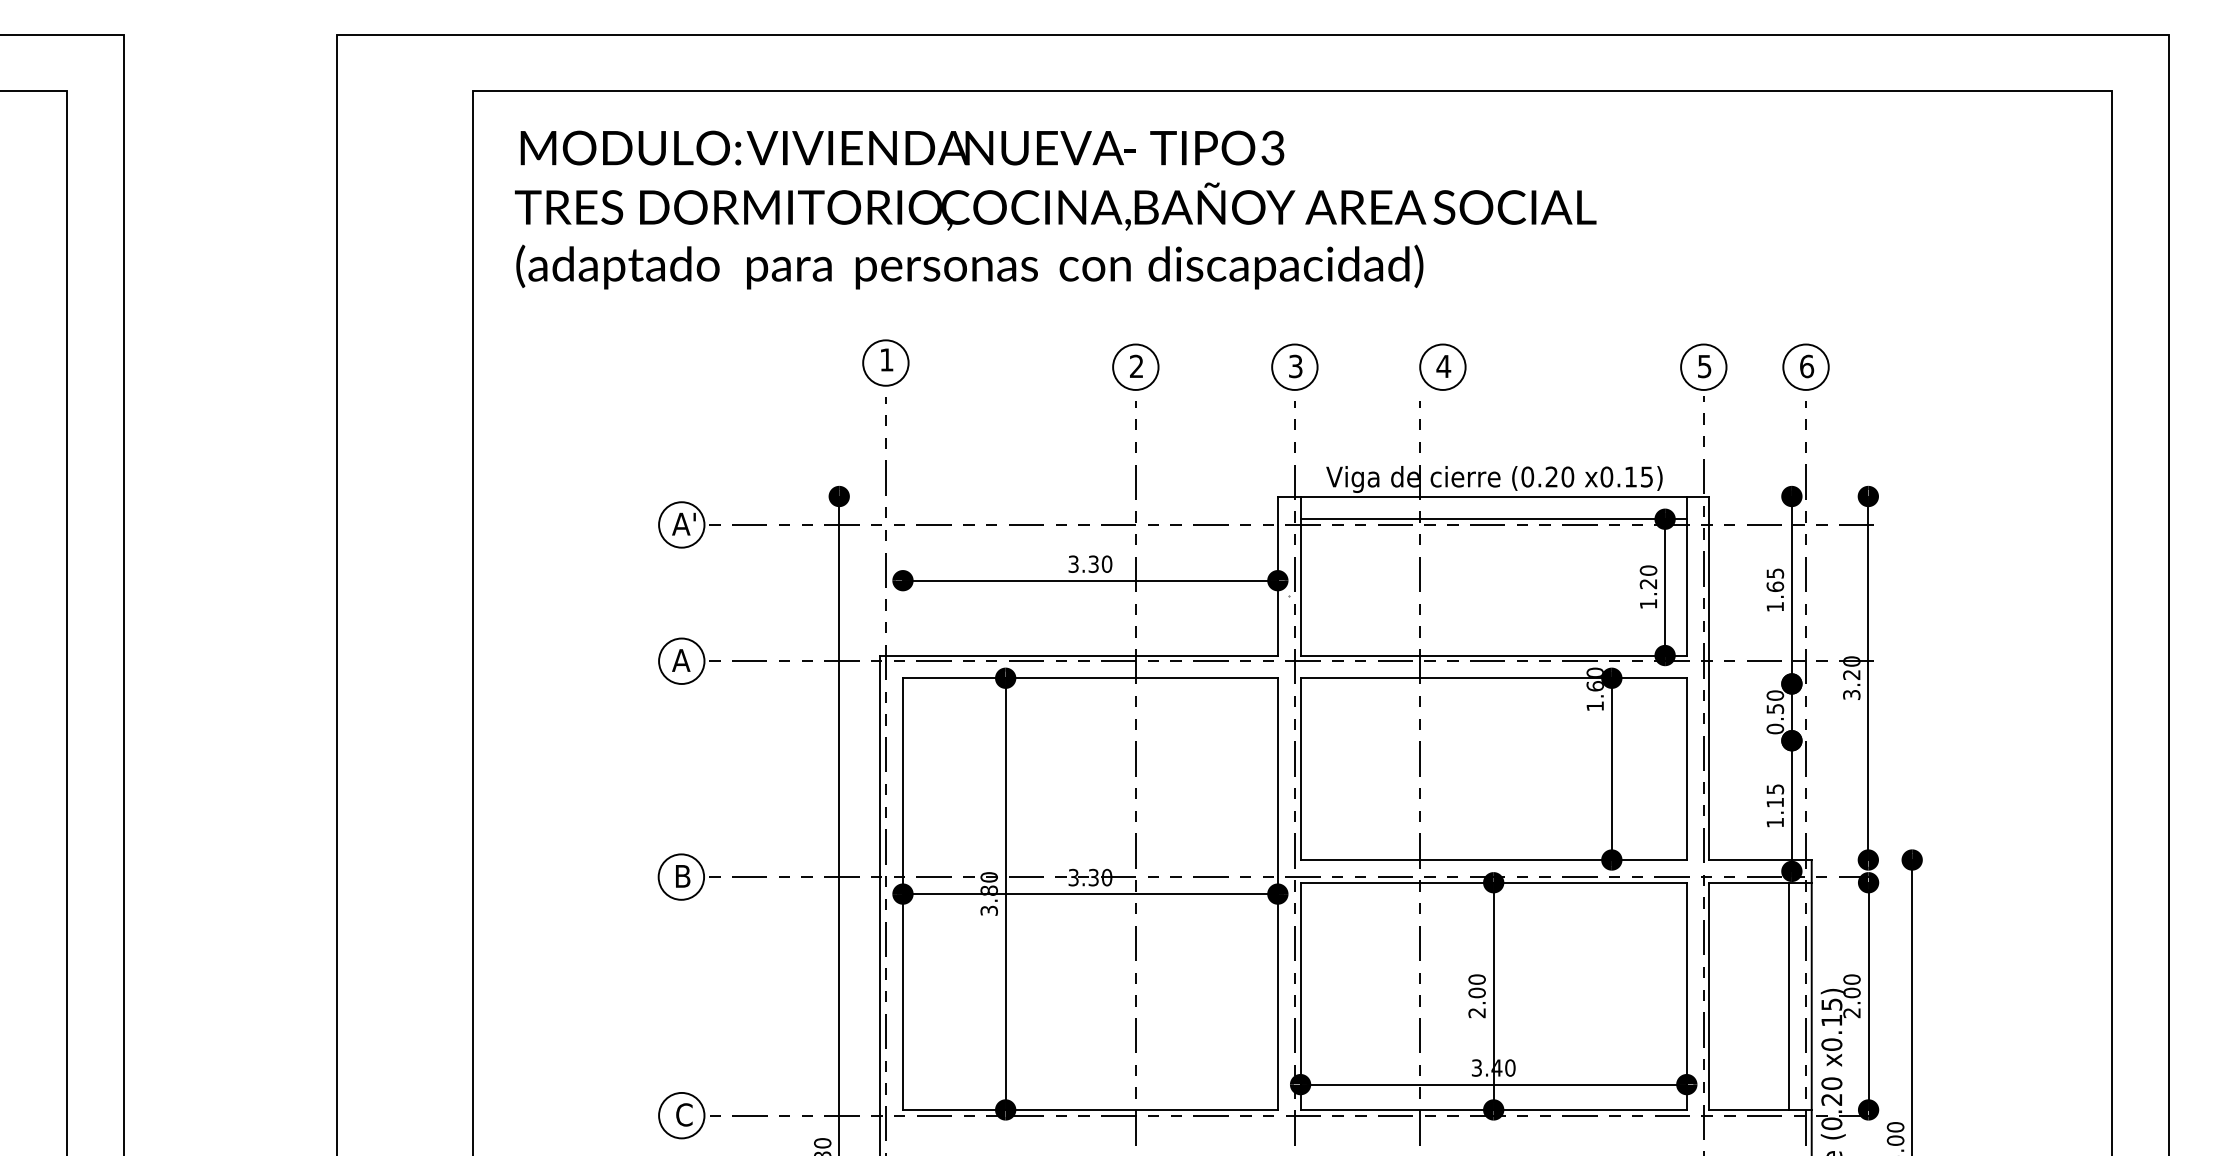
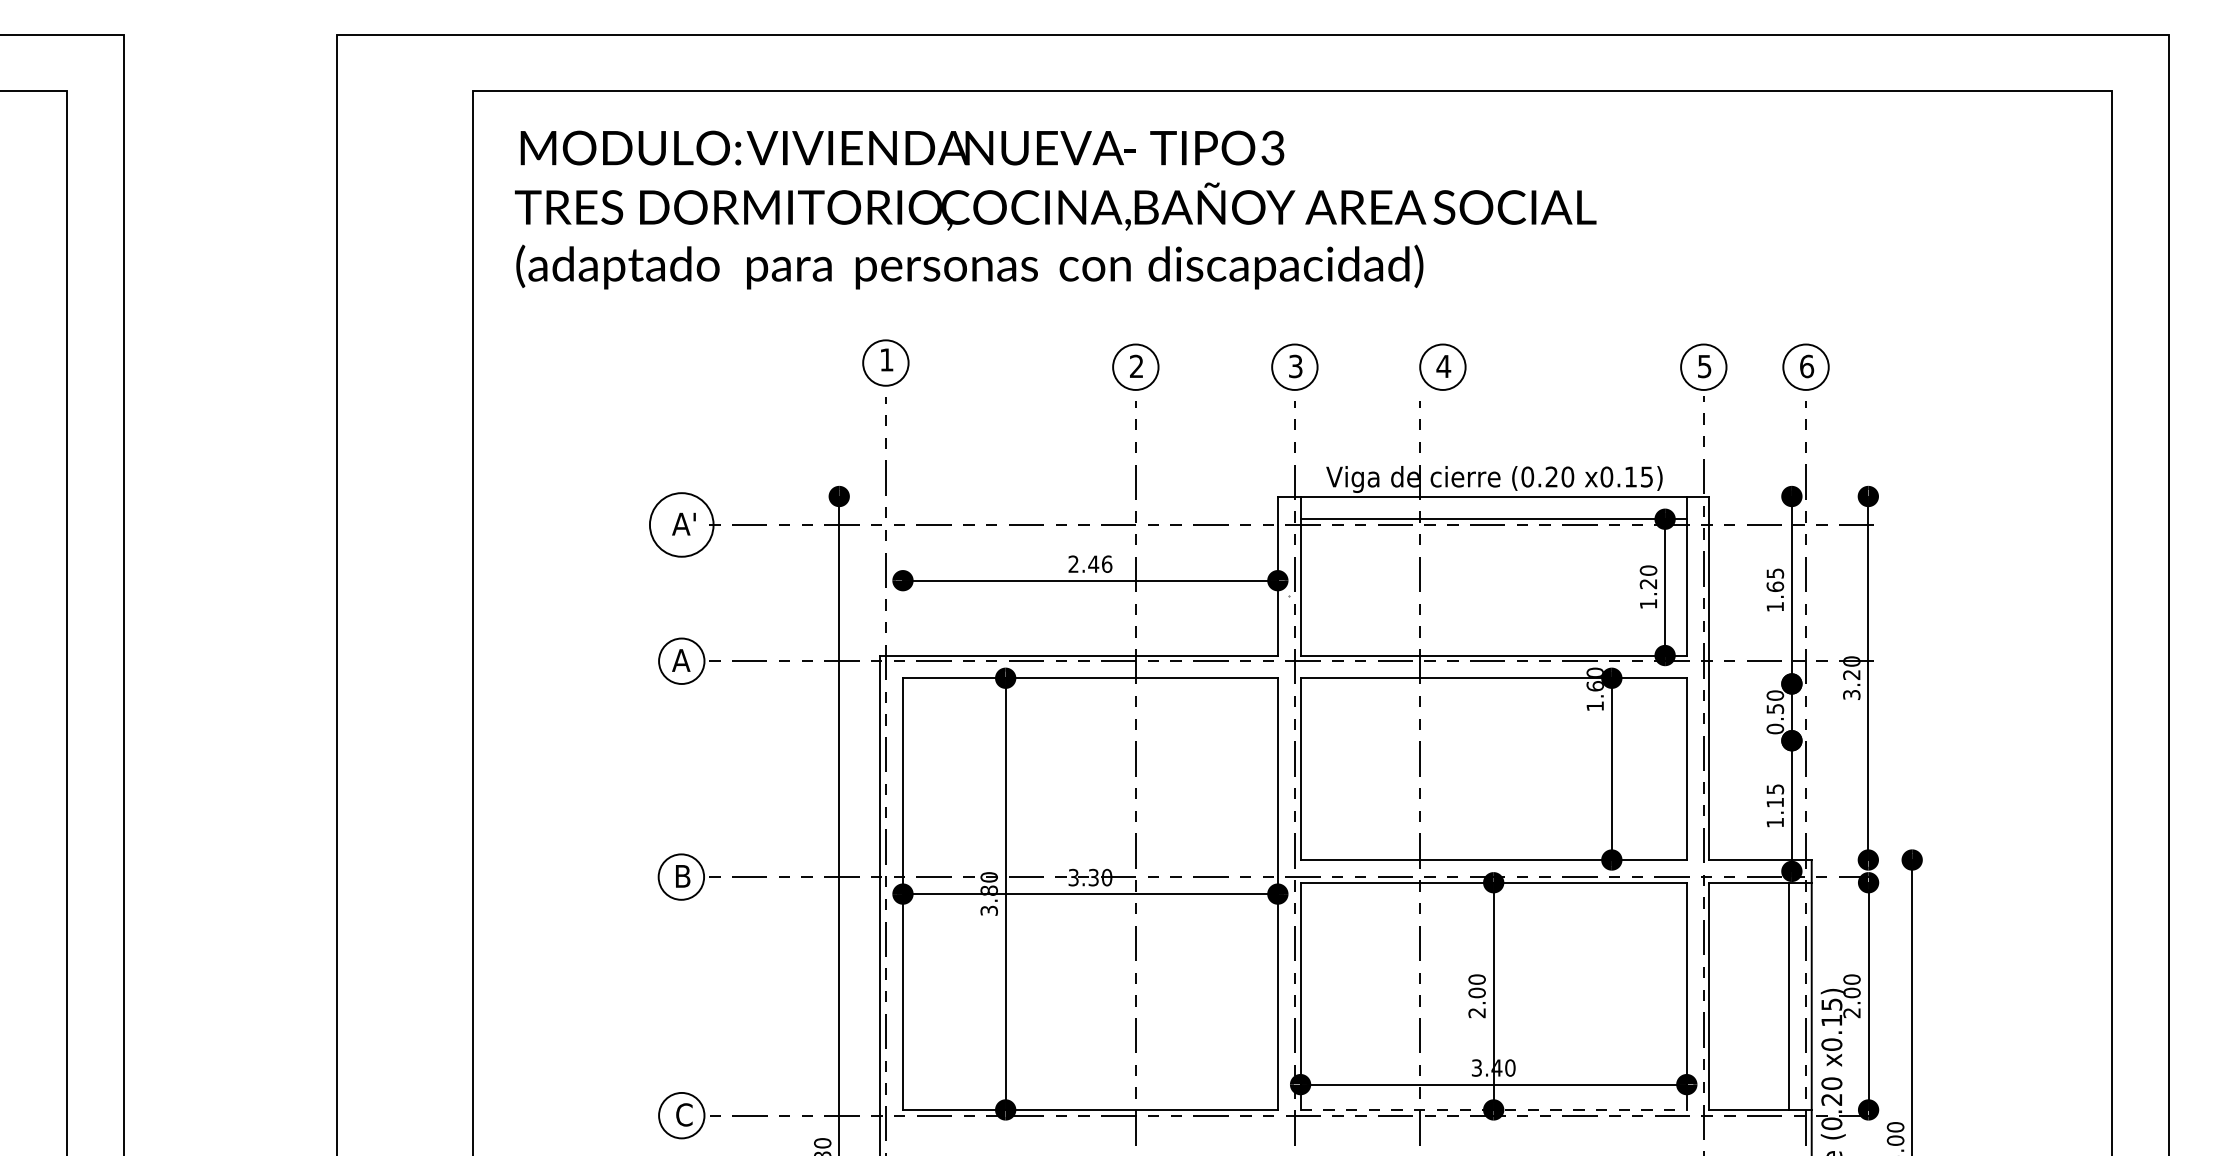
circle diameter: 45 px -> 64 px (681, 524)
text: 3.30 -> 2.46 (1090, 563)
line: solid -> dashed (1494, 1109)
